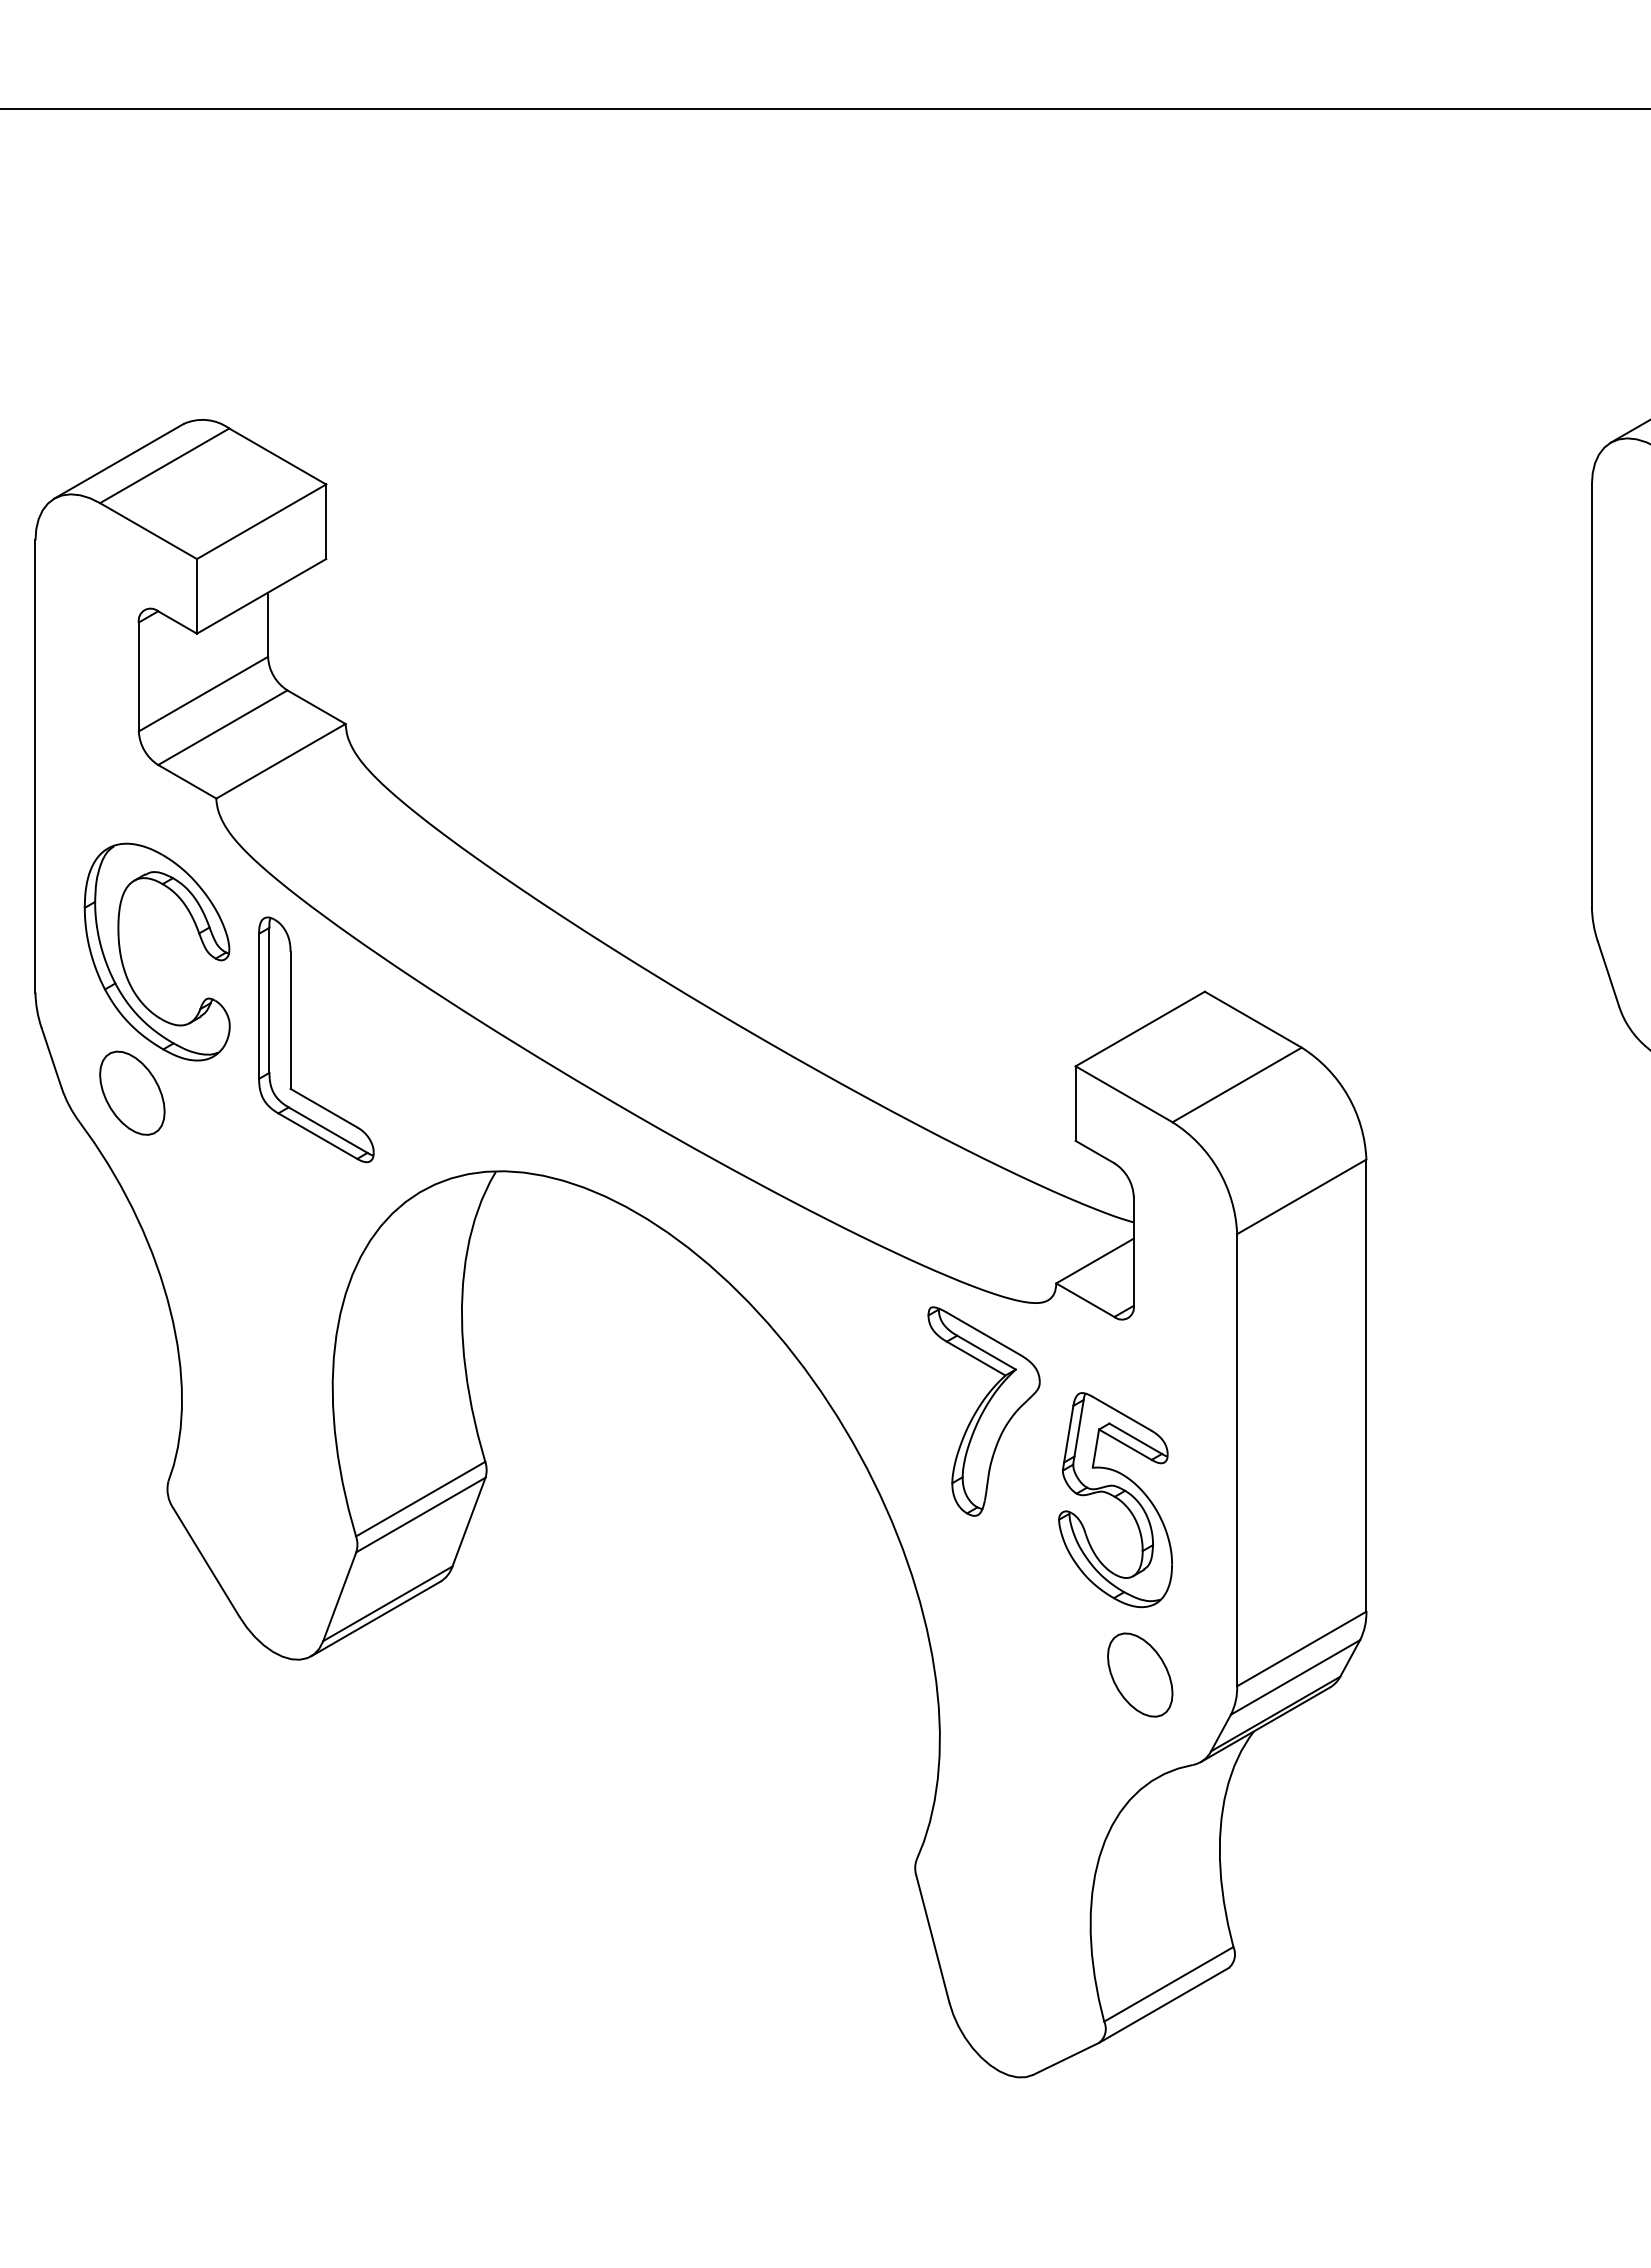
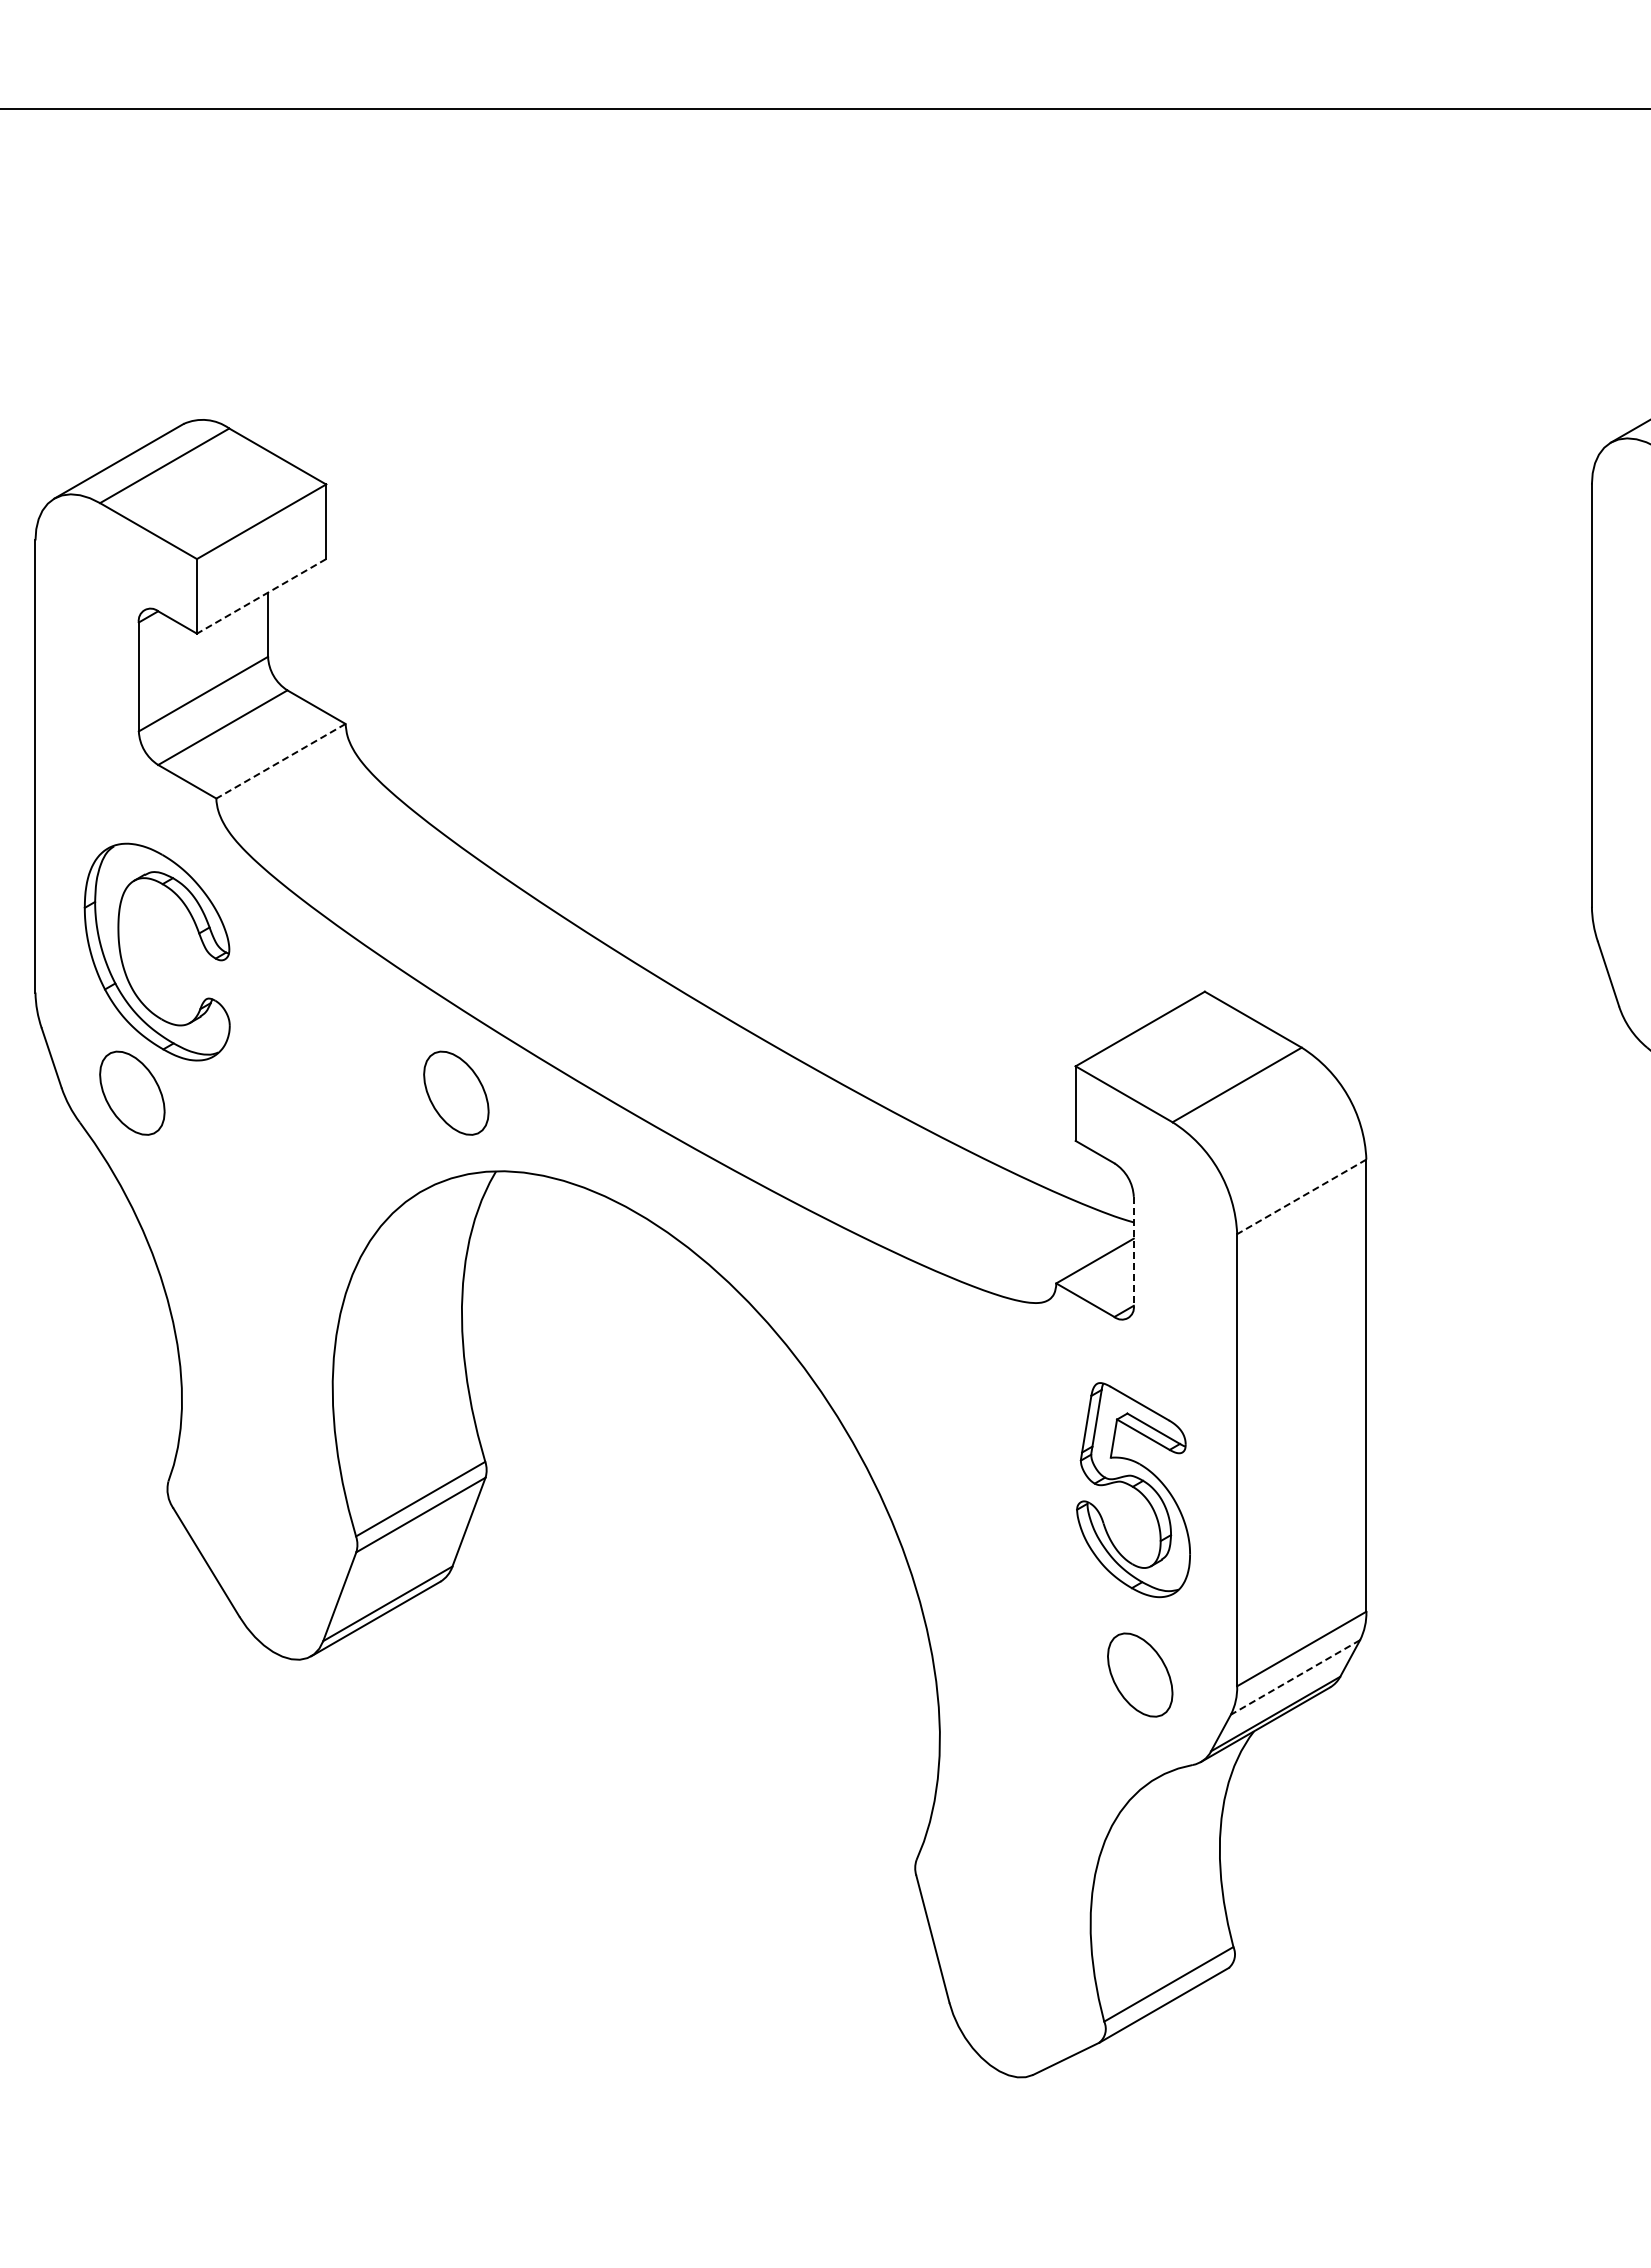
line: solid -> dashed (261, 596)
line: solid -> dashed (280, 761)
part: present -> none (291, 1039)
part: none -> present (456, 1092)
line: solid -> dashed (1301, 1196)
line: solid -> dashed (1133, 1251)
part: present -> none (983, 1411)
part position: (1115, 1500) -> (1133, 1490) (1133, 1490)
line: solid -> dashed (1295, 1677)
